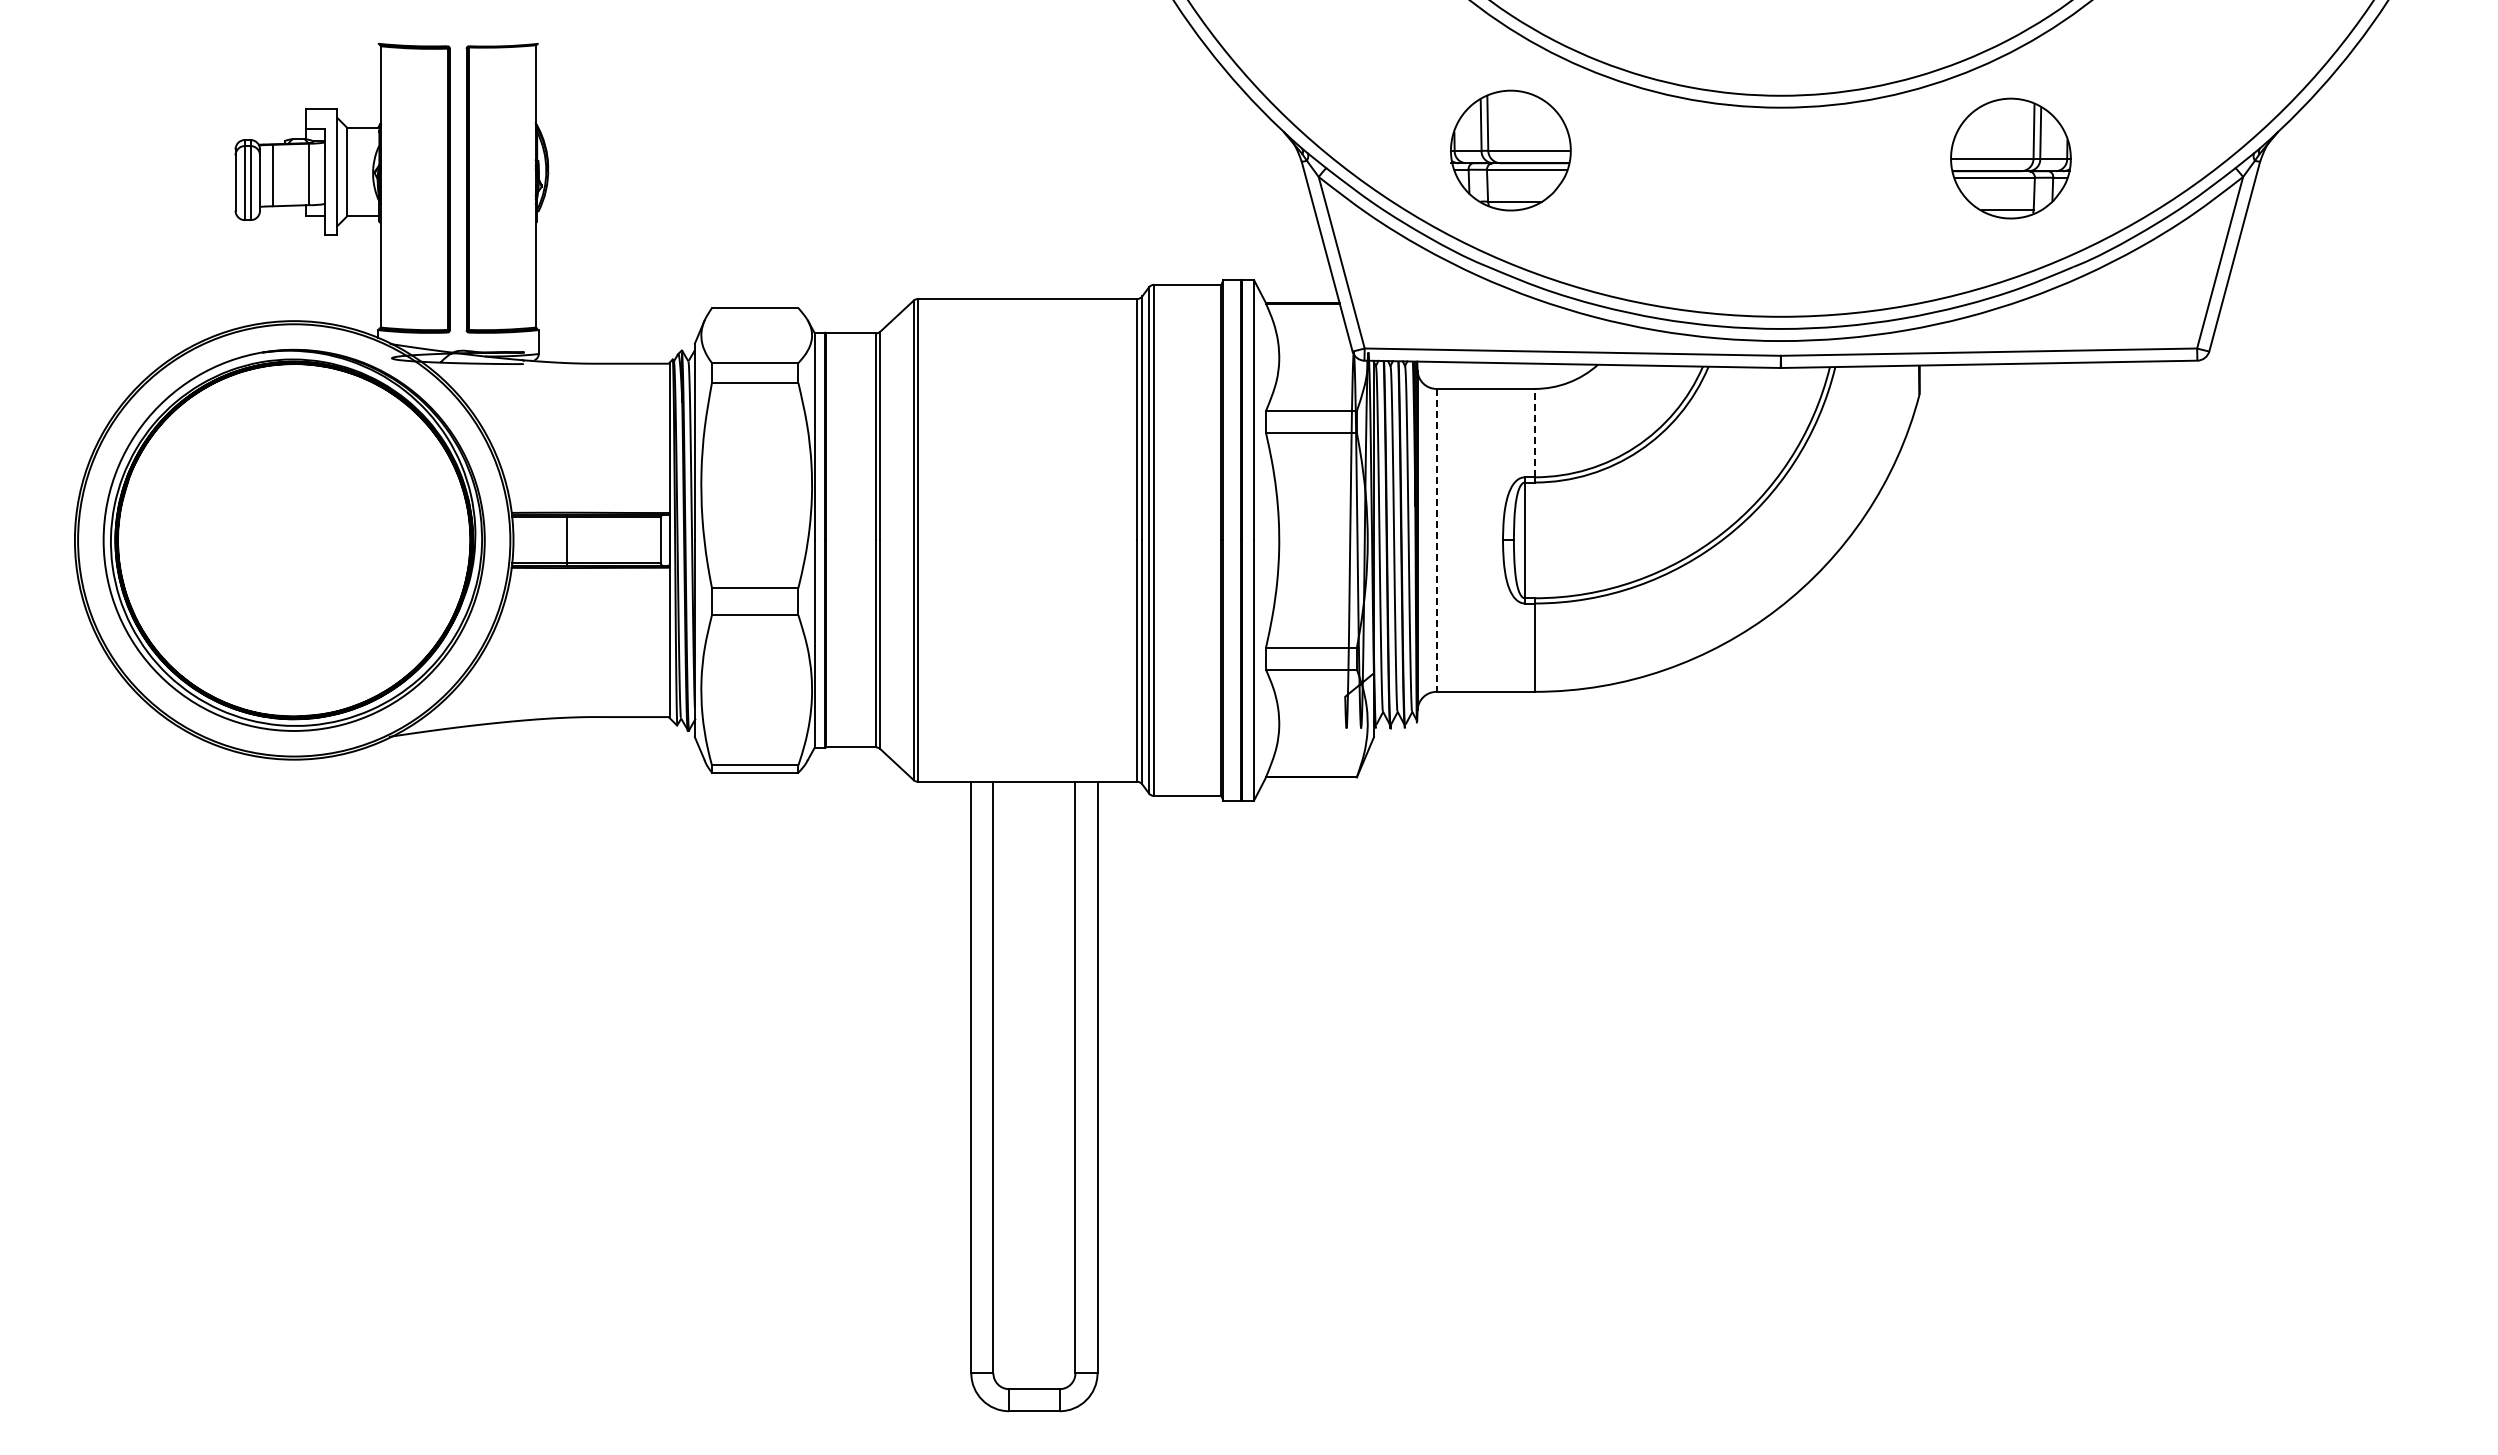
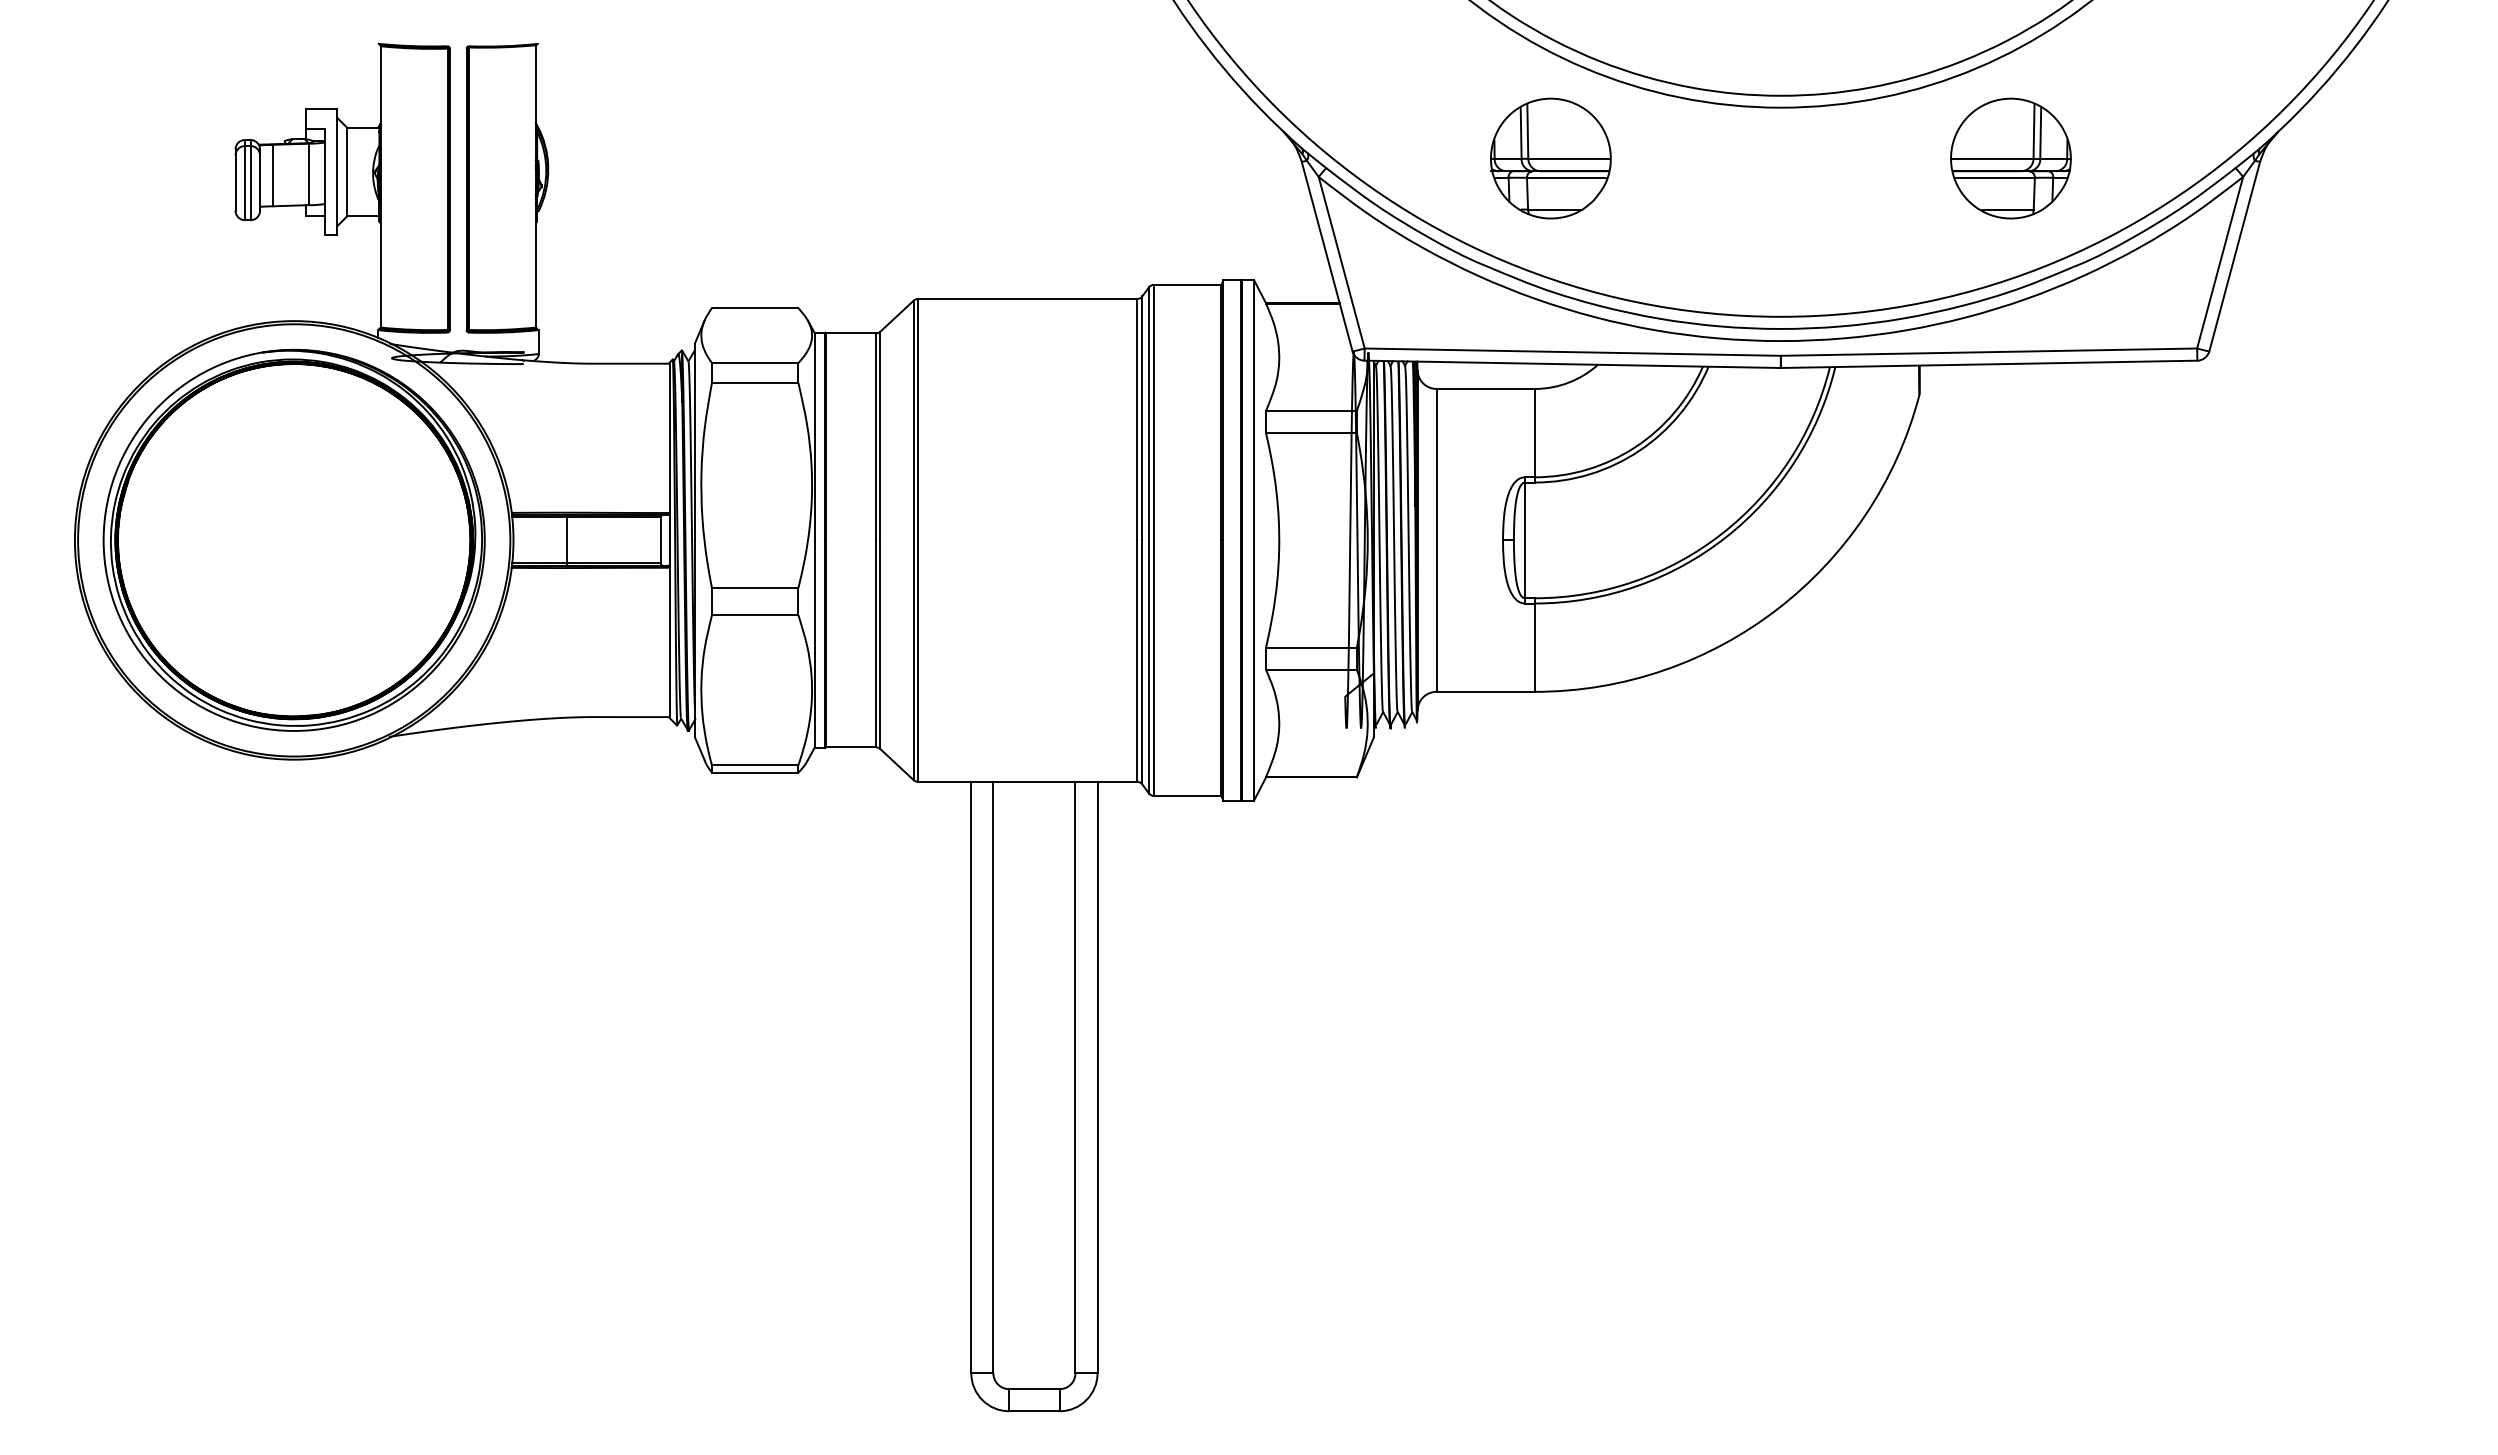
part position: (1510, 150) -> (1550, 158) (1550, 158)
line: dashed -> solid (1534, 432)
line: dashed -> solid (1436, 540)
